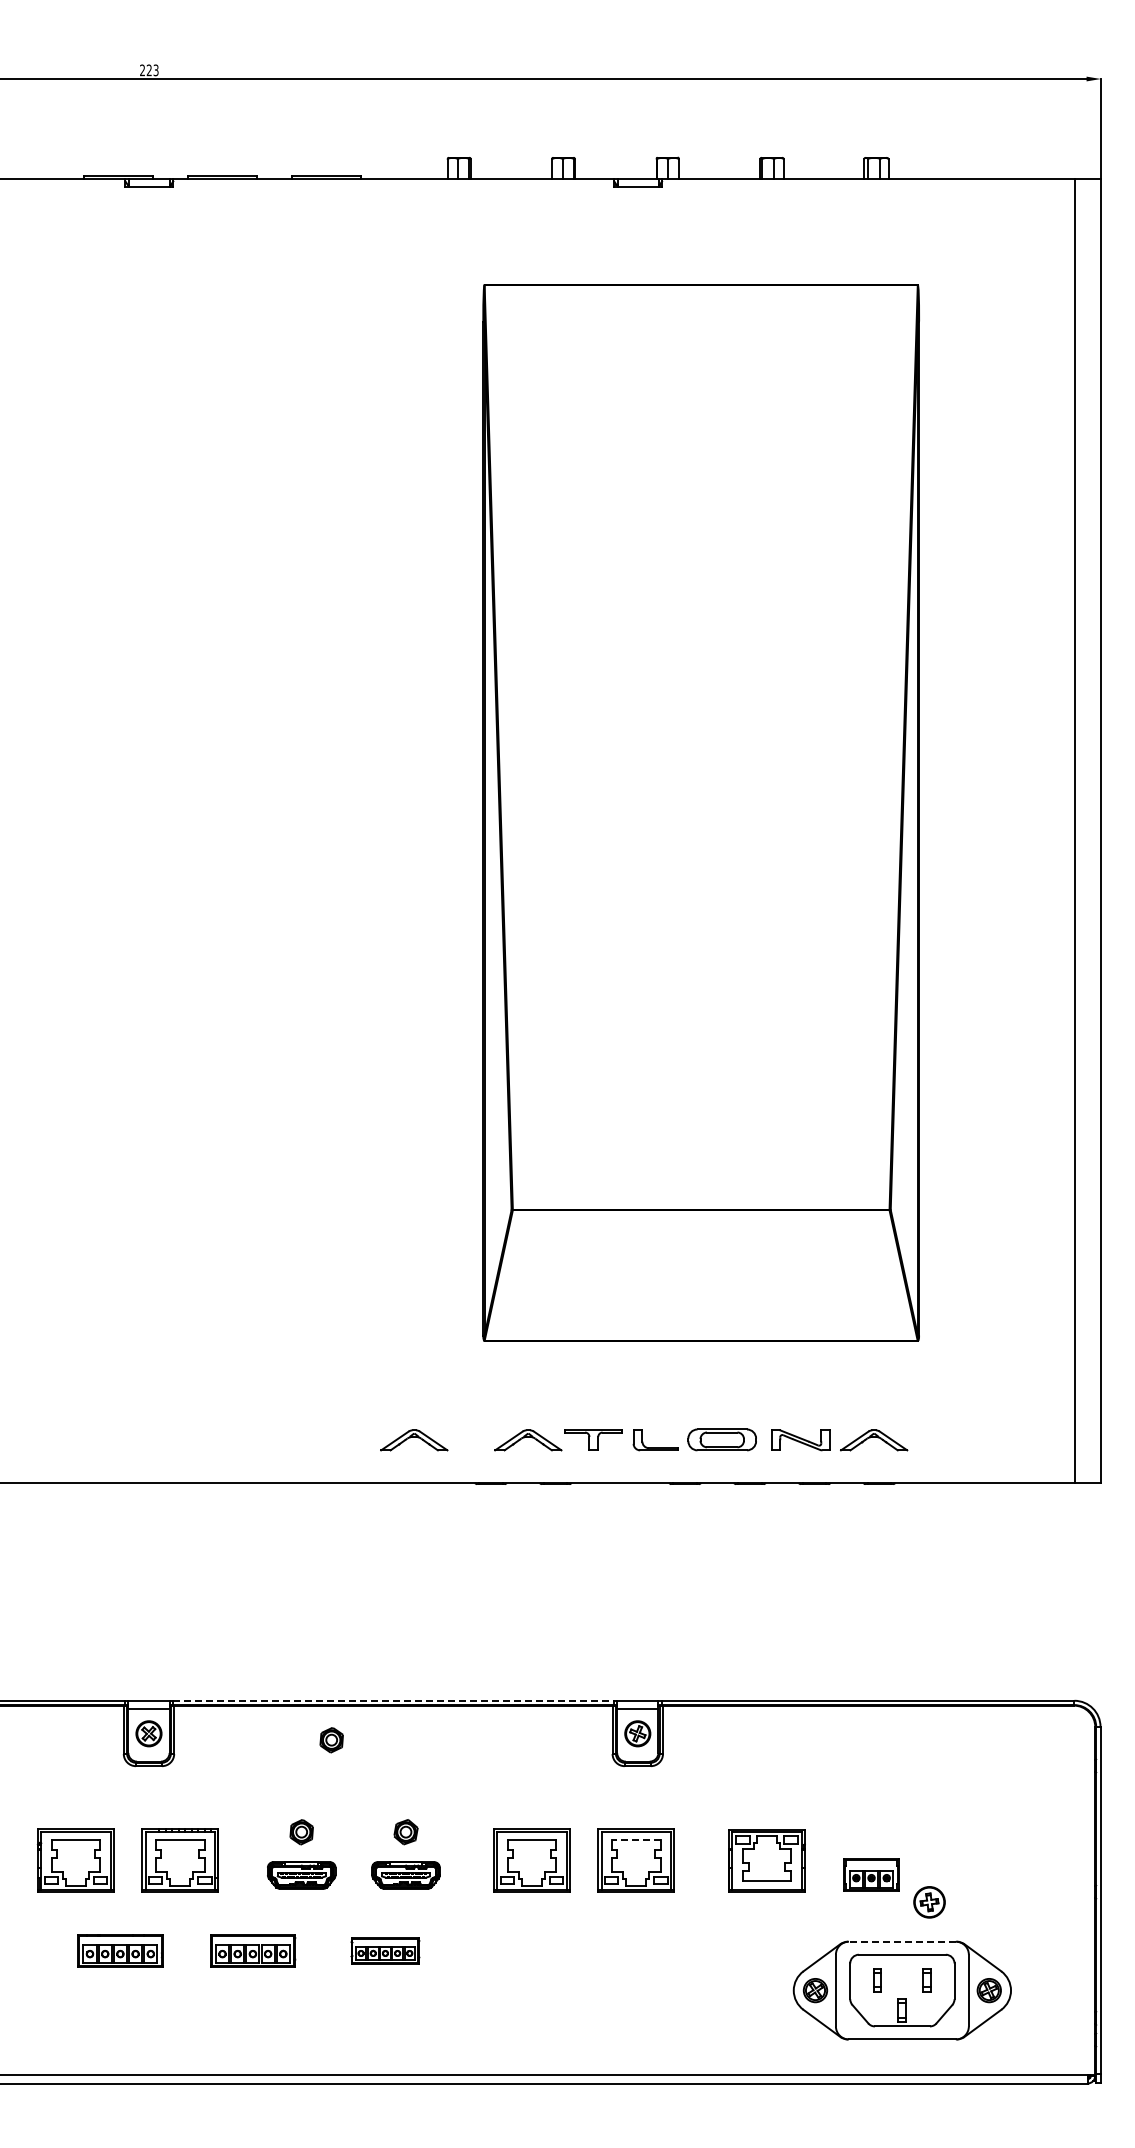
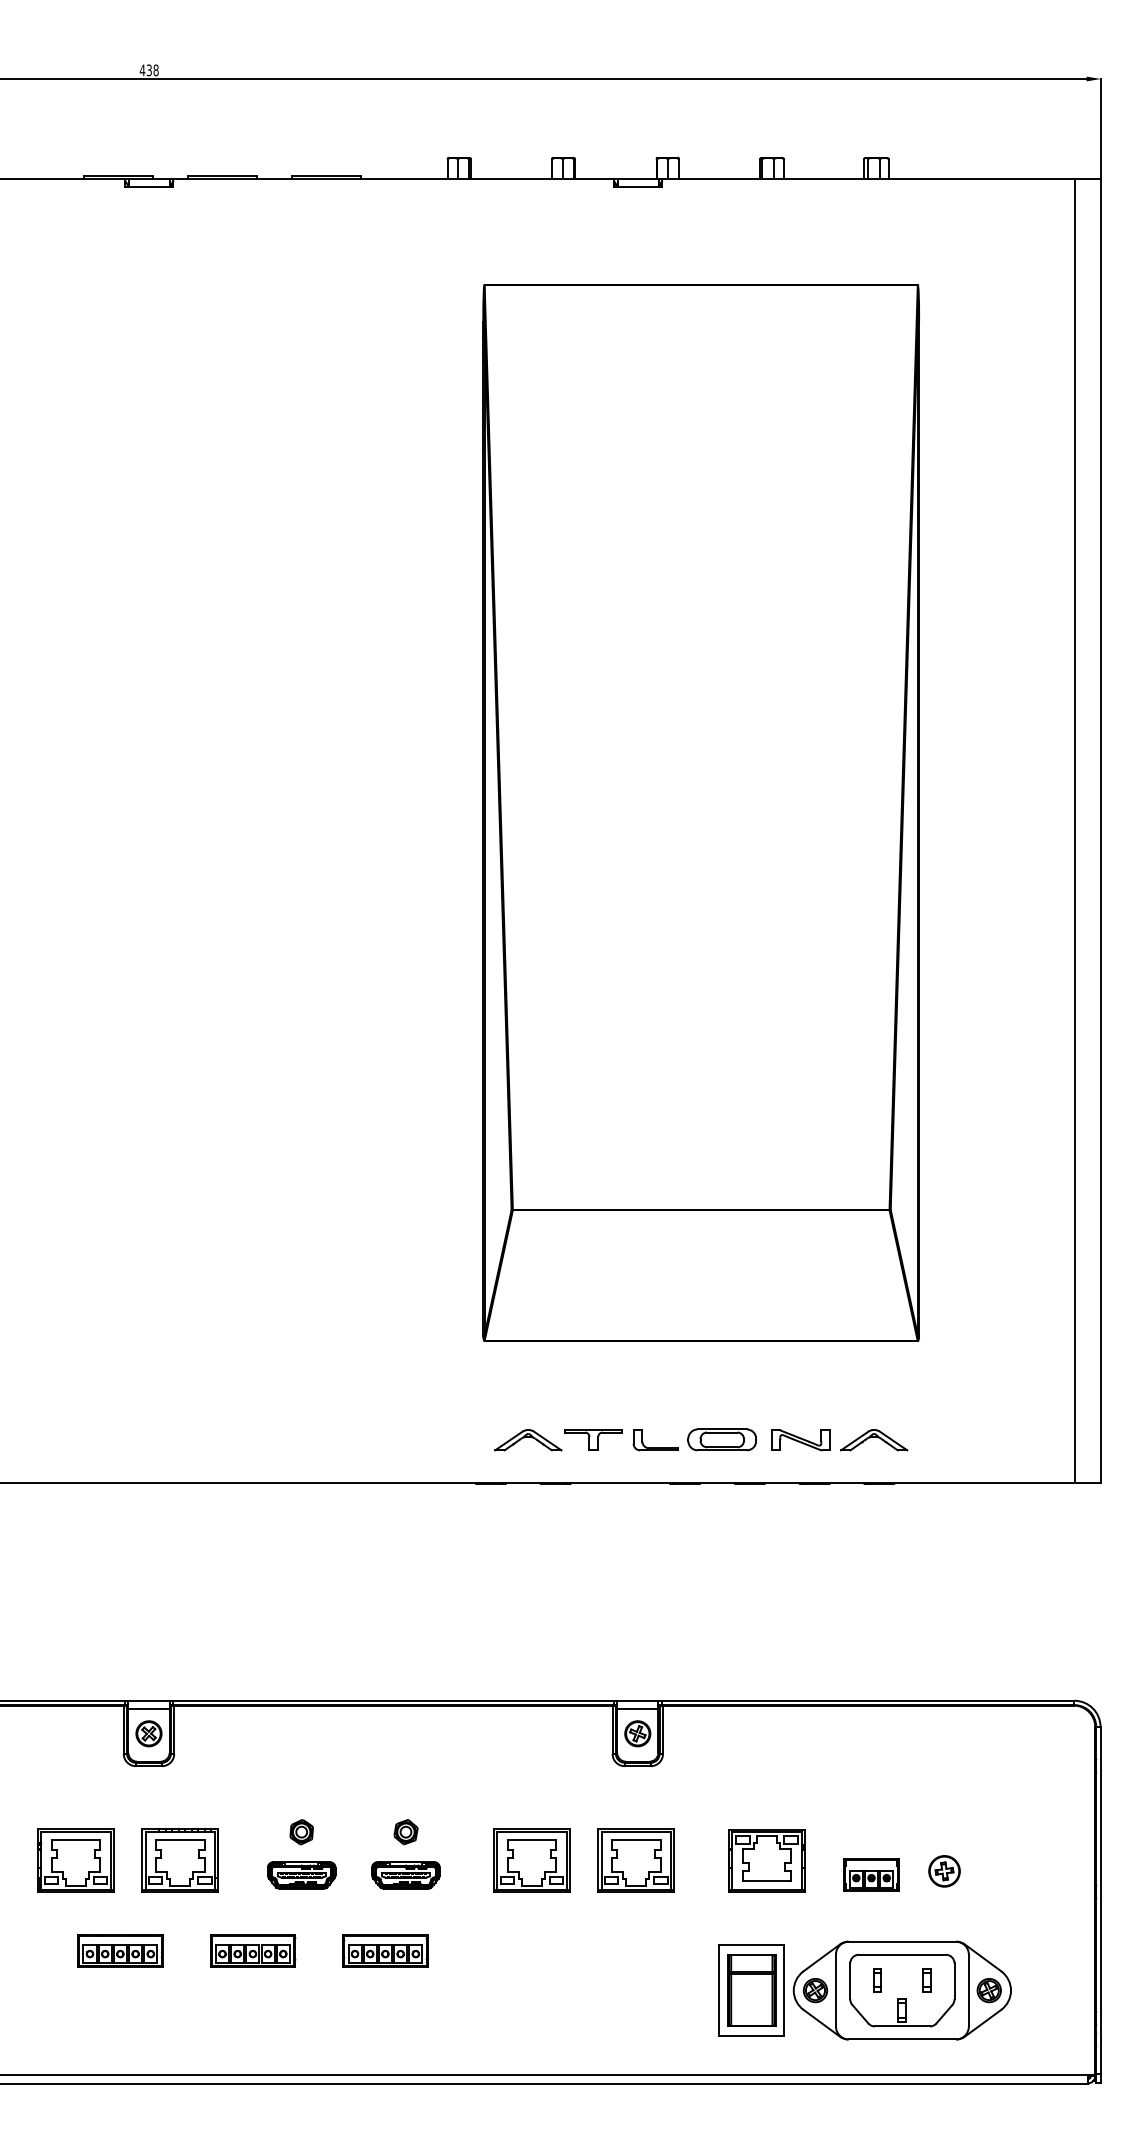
text: 223 -> 438 (148, 70)
part: present -> none (414, 1440)
line: dashed -> solid (393, 1700)
part: present -> none (331, 1740)
line: dashed -> solid (635, 1840)
part position: (929, 1902) -> (944, 1871) (944, 1871)
line: dashed -> solid (901, 1941)
part size: 71x28 px -> 87x34 px (385, 1950)
part: none -> present (751, 1990)
